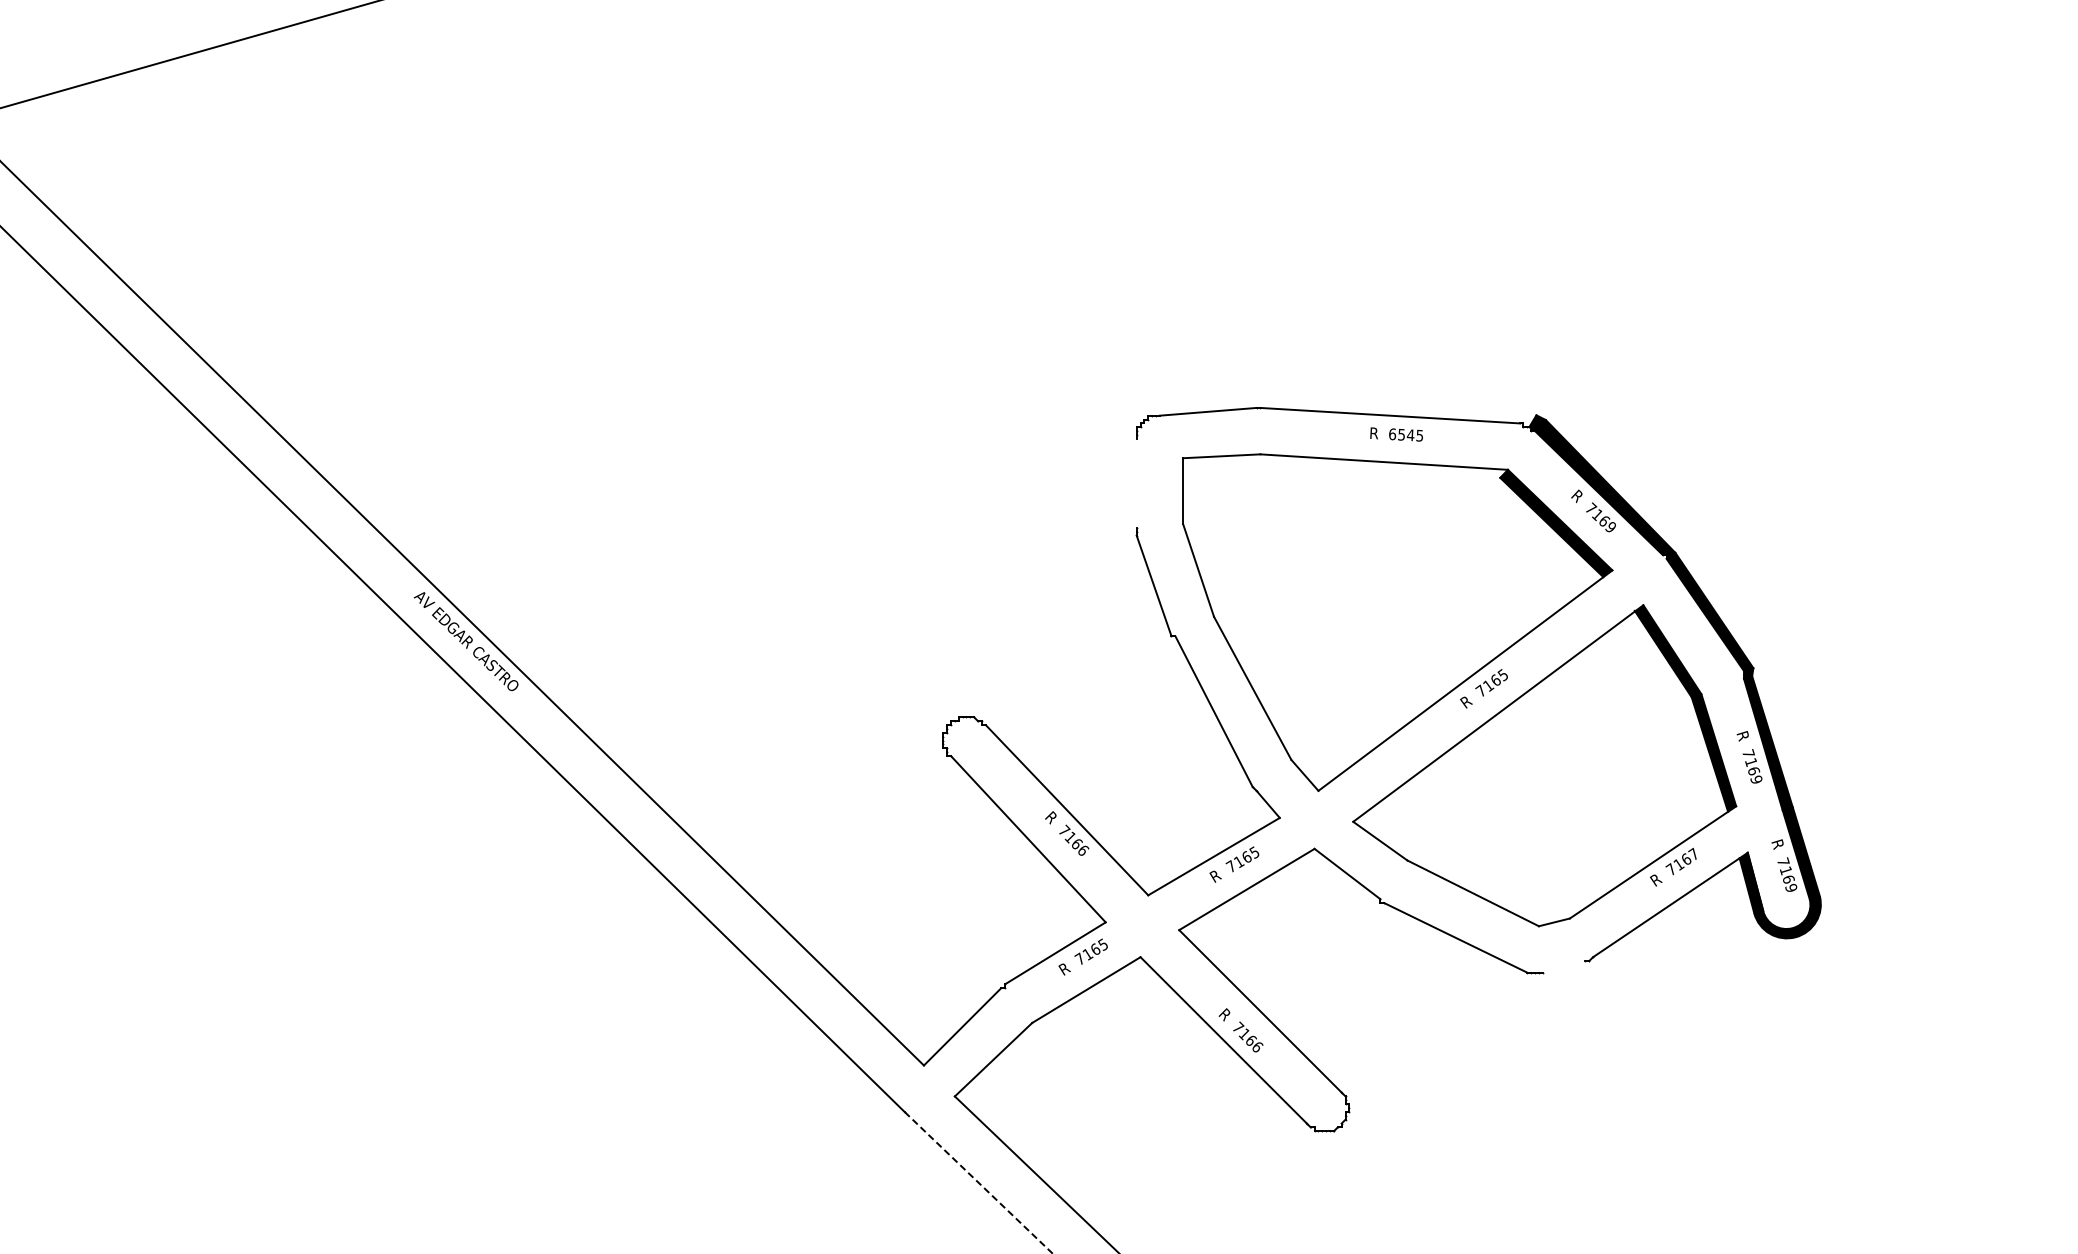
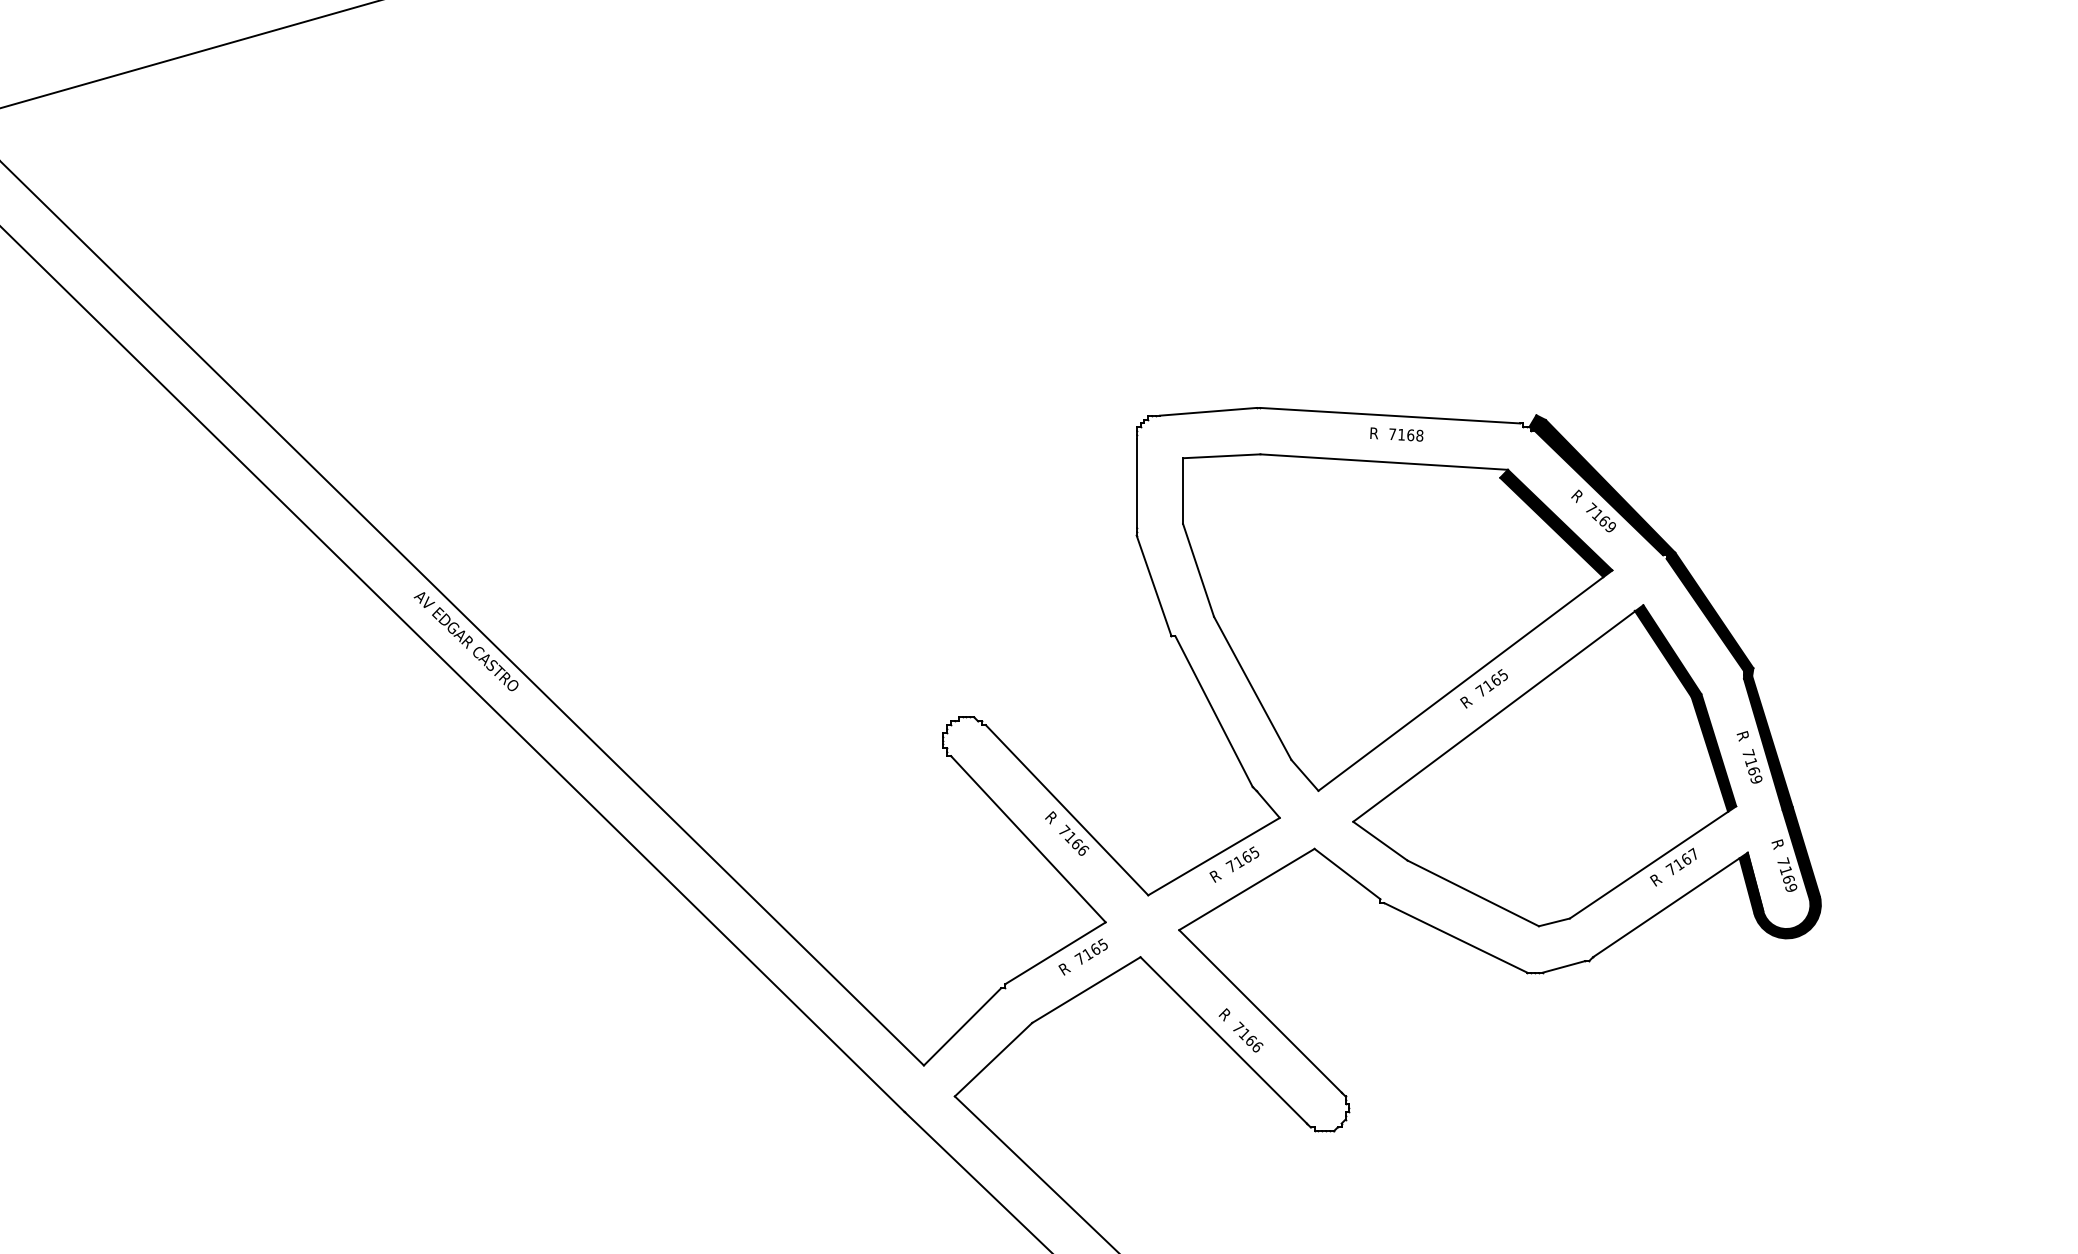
text: 6545 -> 7168 (1406, 434)
line: none -> present (1136, 482)
line: none -> present (1563, 966)
line: dashed -> solid (978, 1182)
